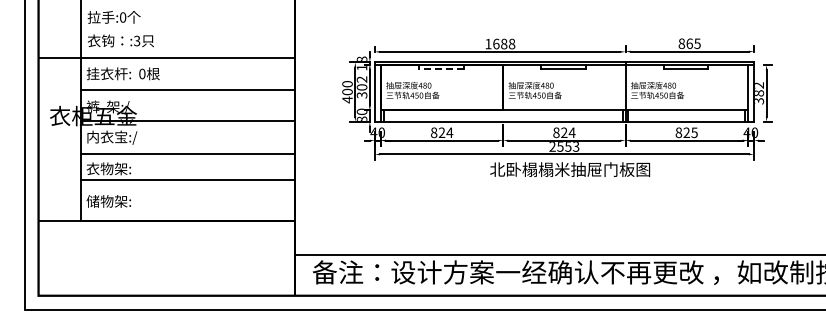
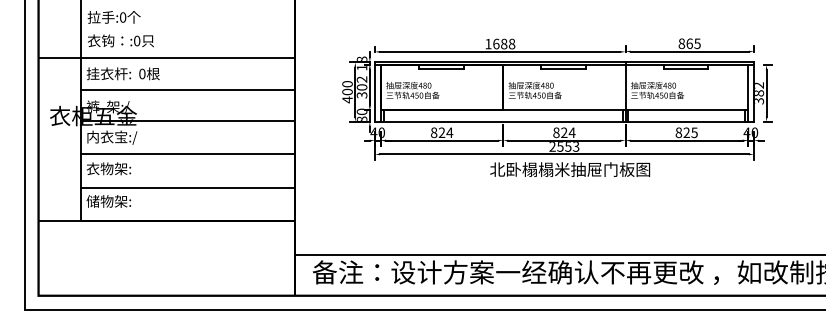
text: :3 -> :0 (137, 41)
line: dashed -> solid (440, 69)
line position: (187, 179) -> (187, 187) (187, 187)
